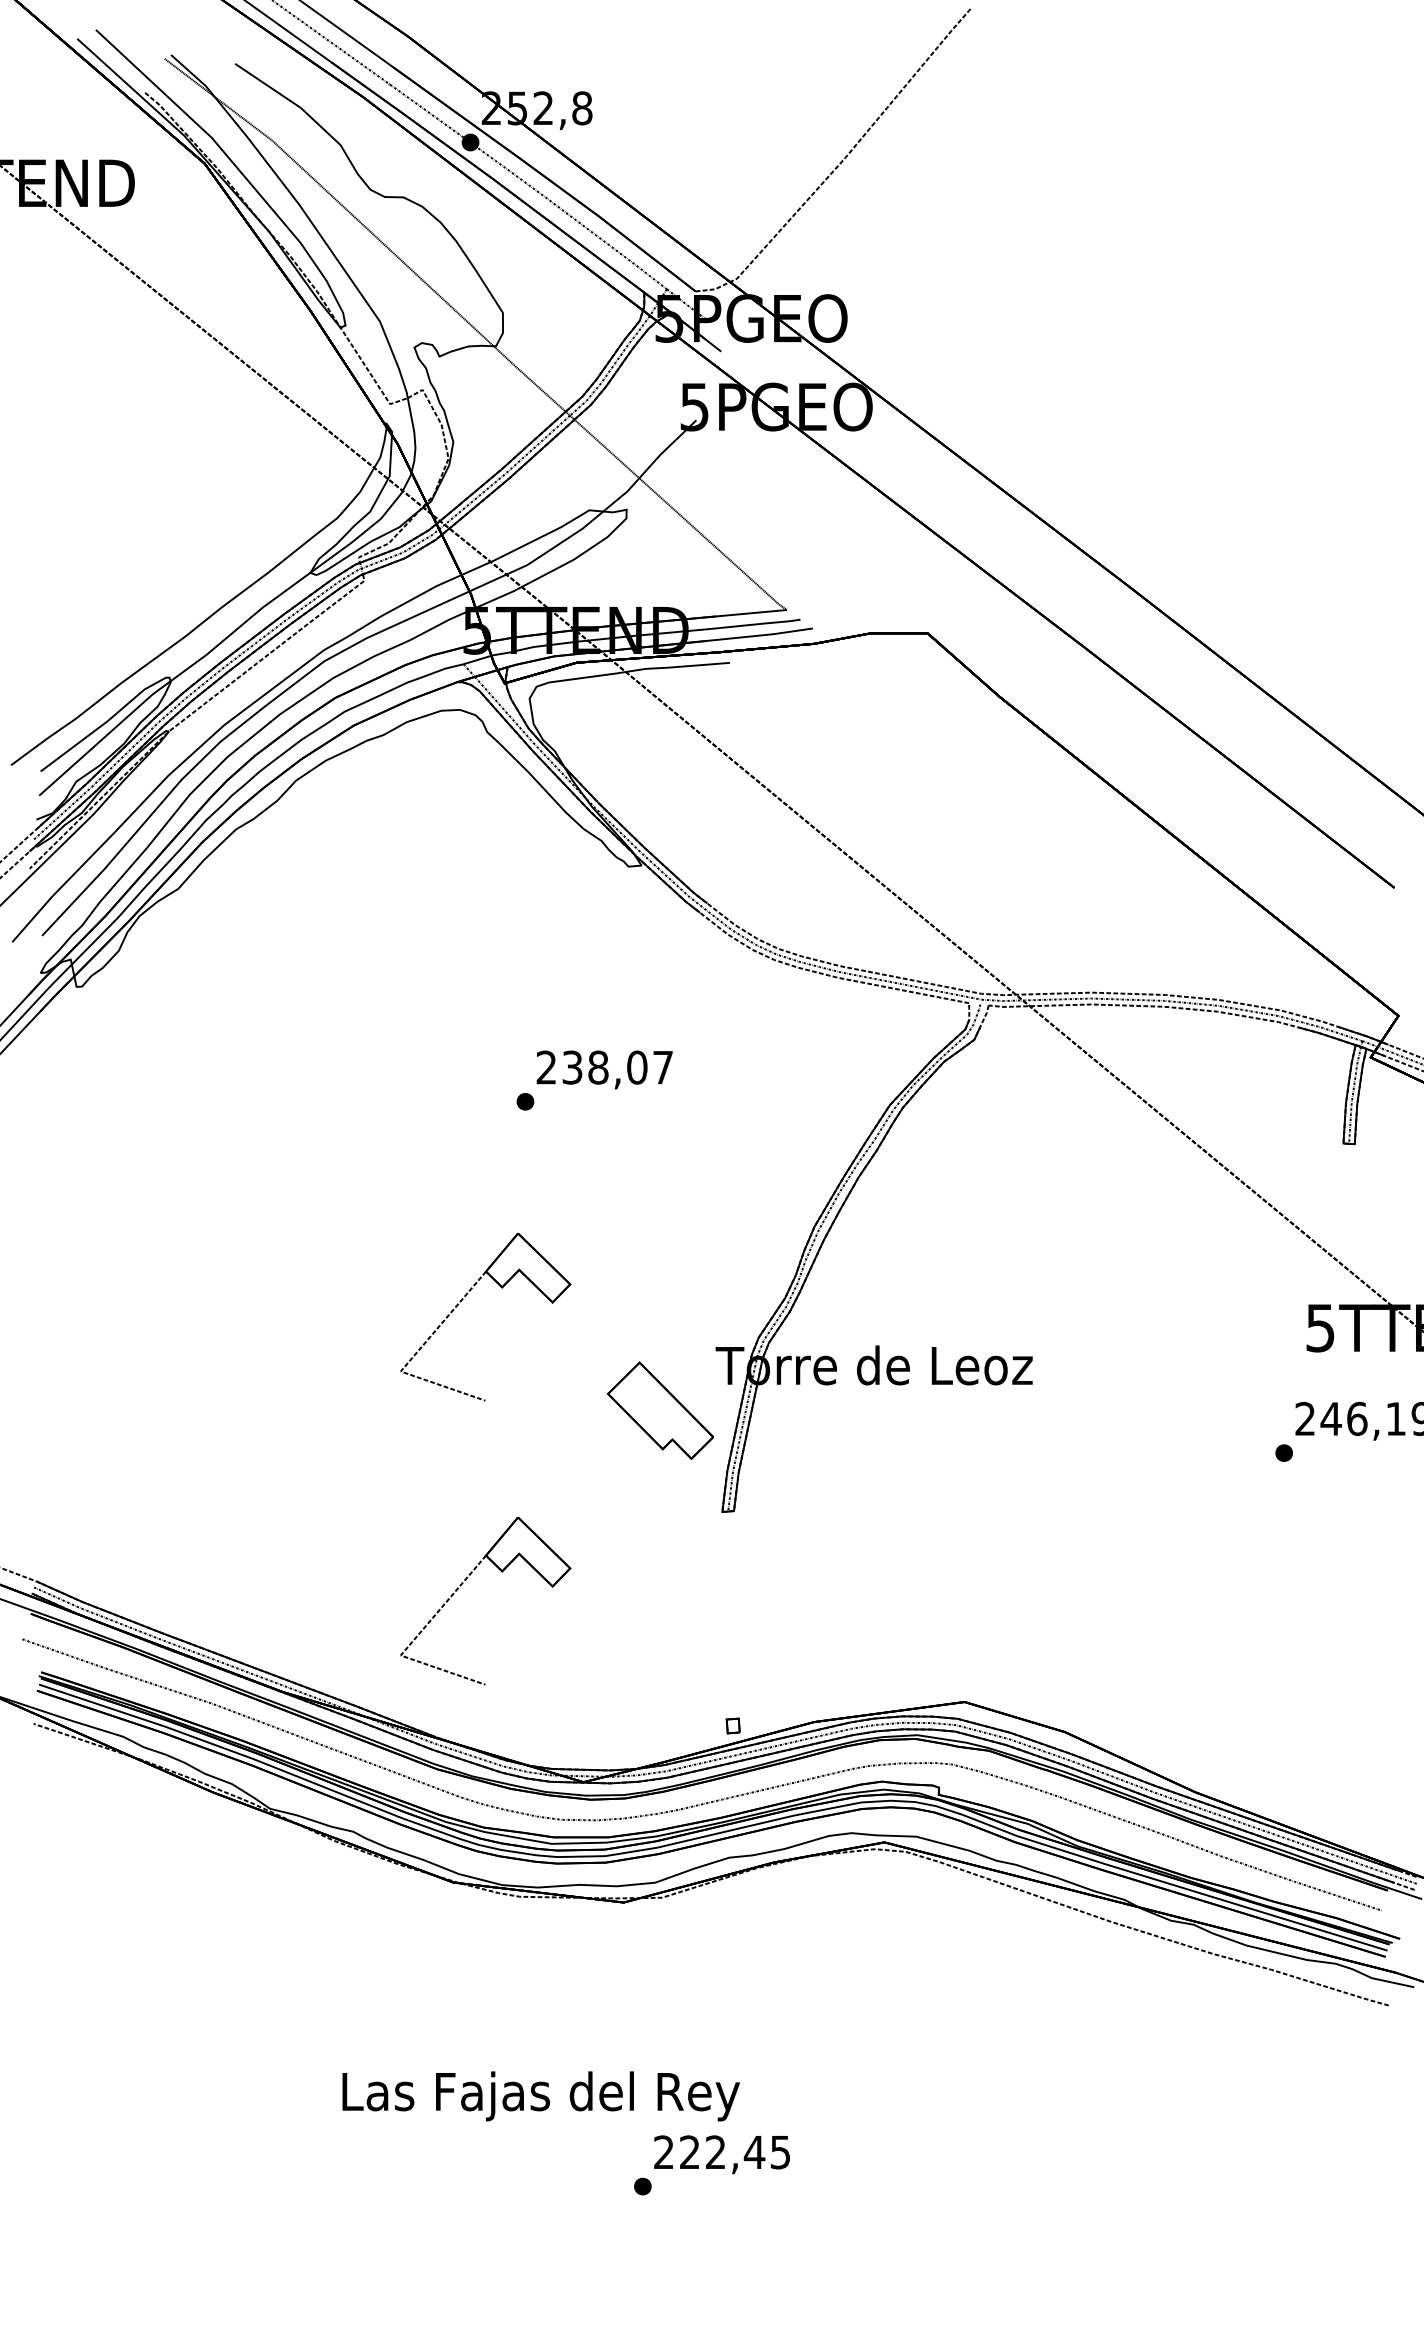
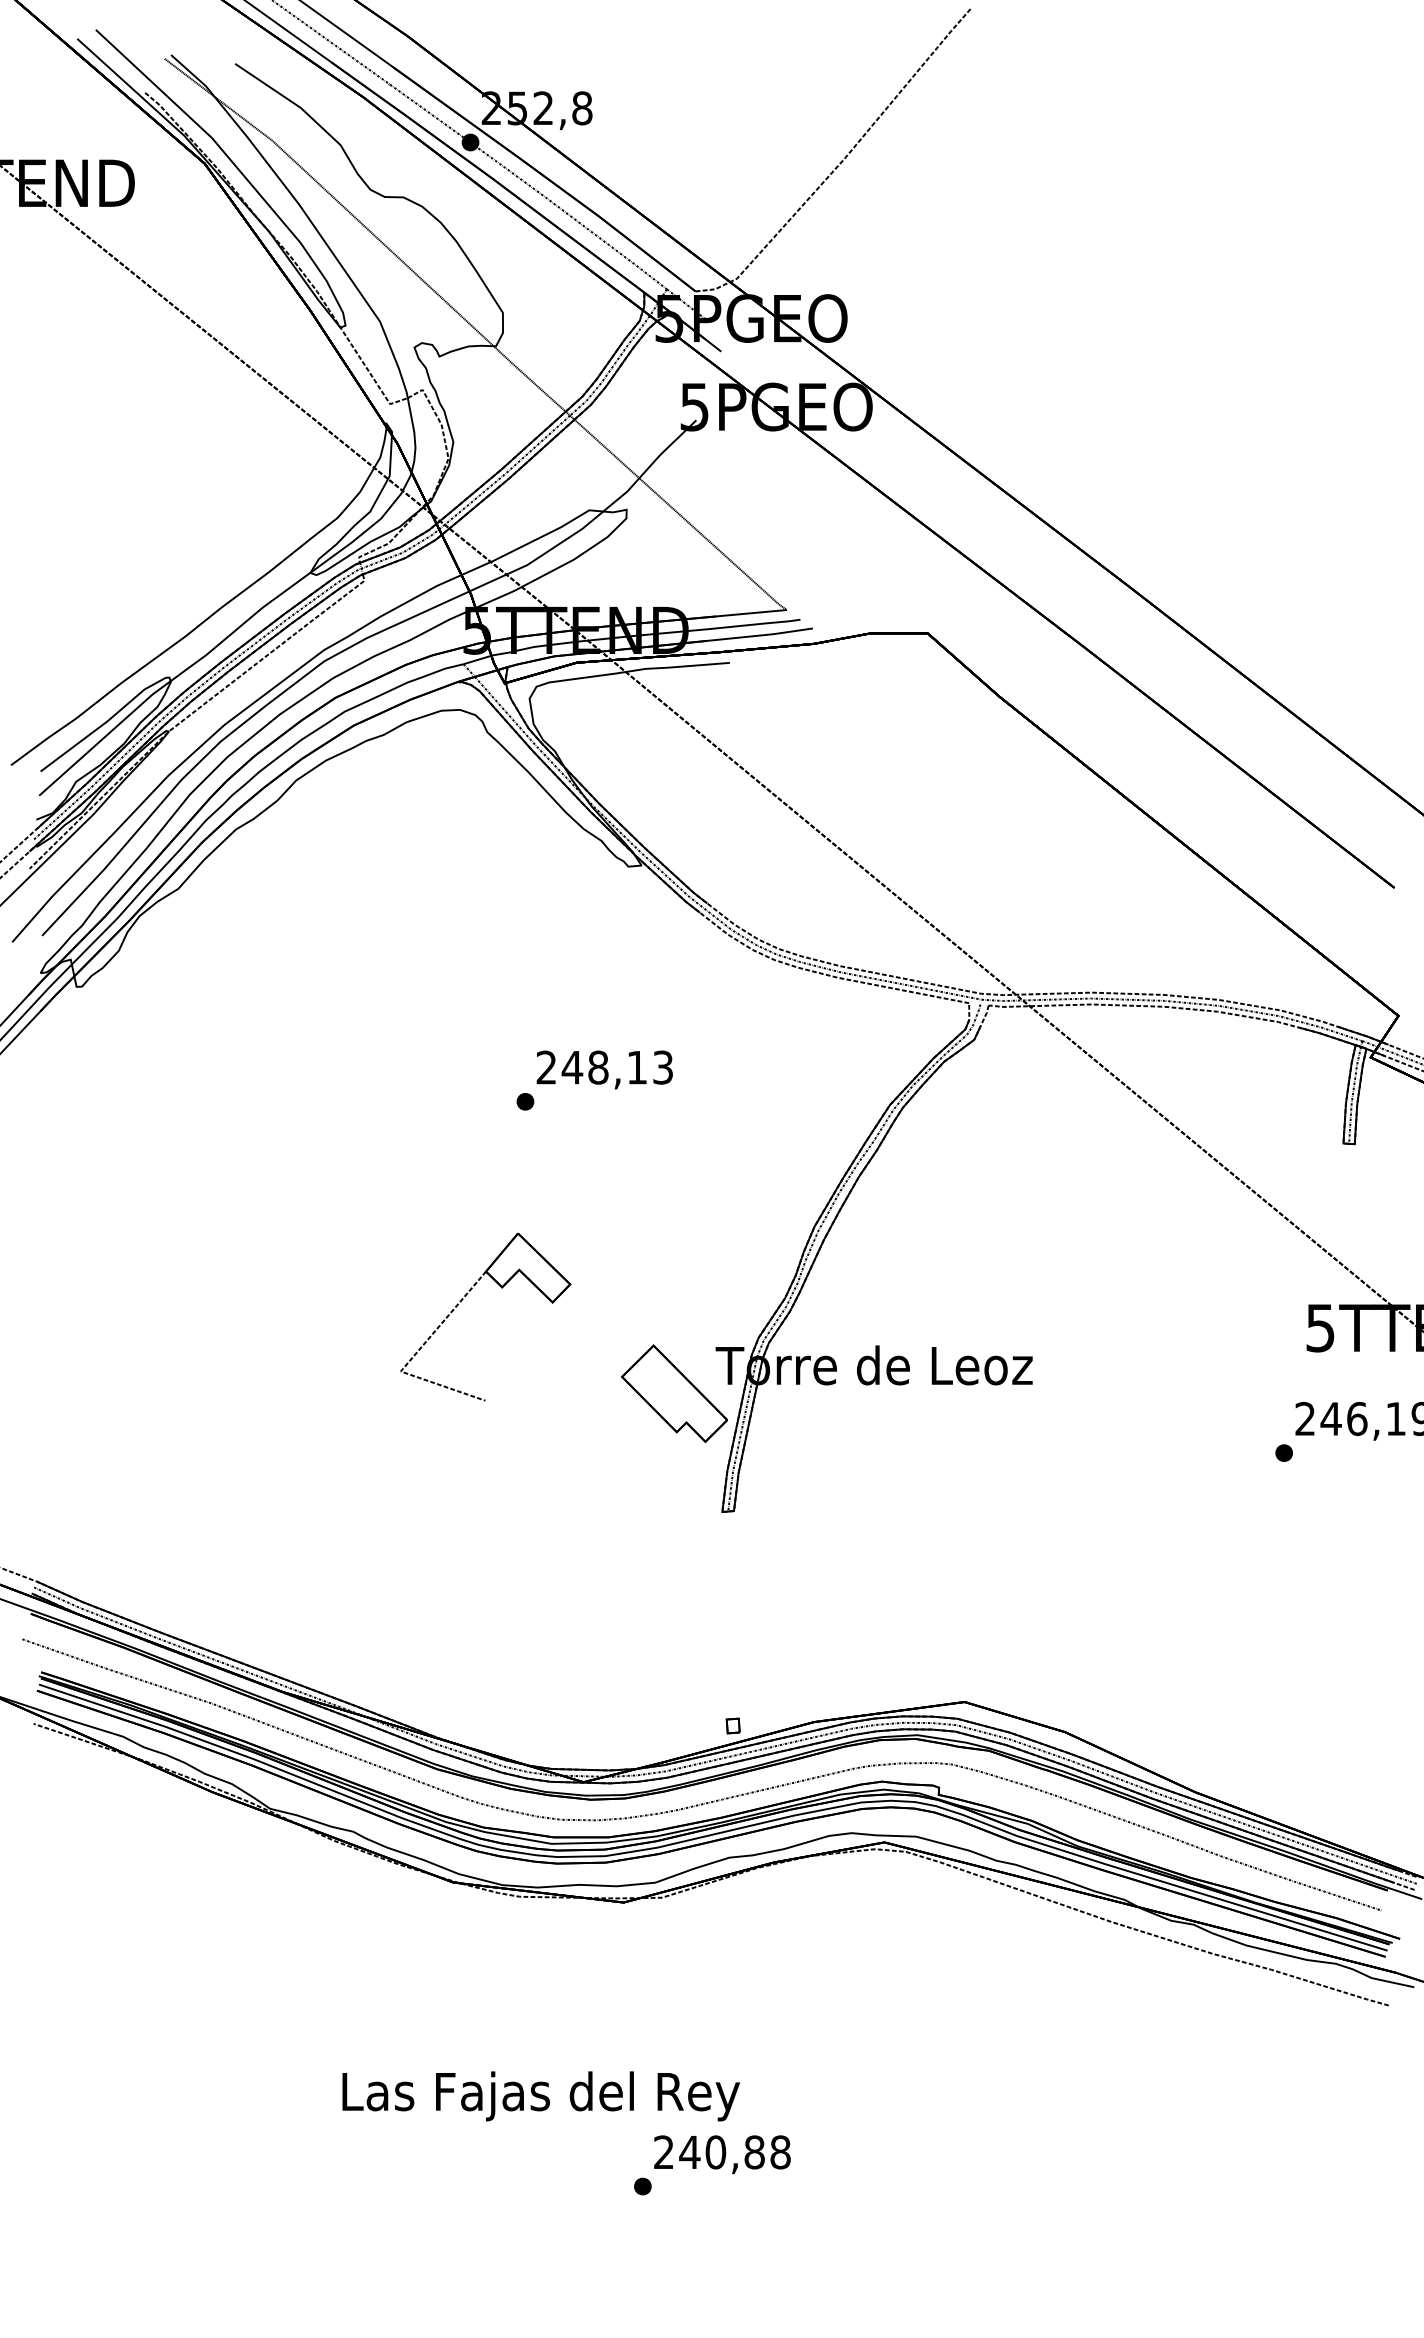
text: 238,07 -> 248,13 (616, 1067)
part position: (660, 1410) -> (674, 1393) (674, 1393)
part: present -> none (466, 1580)
text: 222,45 -> 240,88 (734, 2152)
